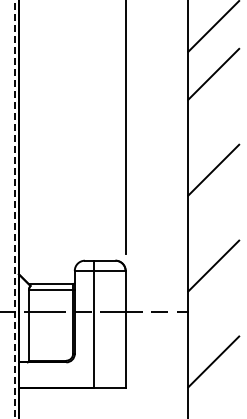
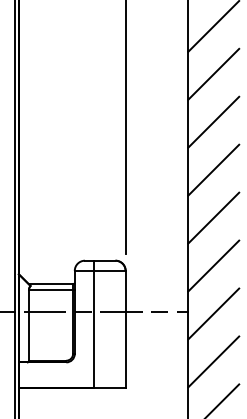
line: none -> present (213, 121)
line: dashed -> solid (14, 209)
line: none -> present (213, 217)
line: none -> present (213, 313)
line: none -> present (223, 399)
